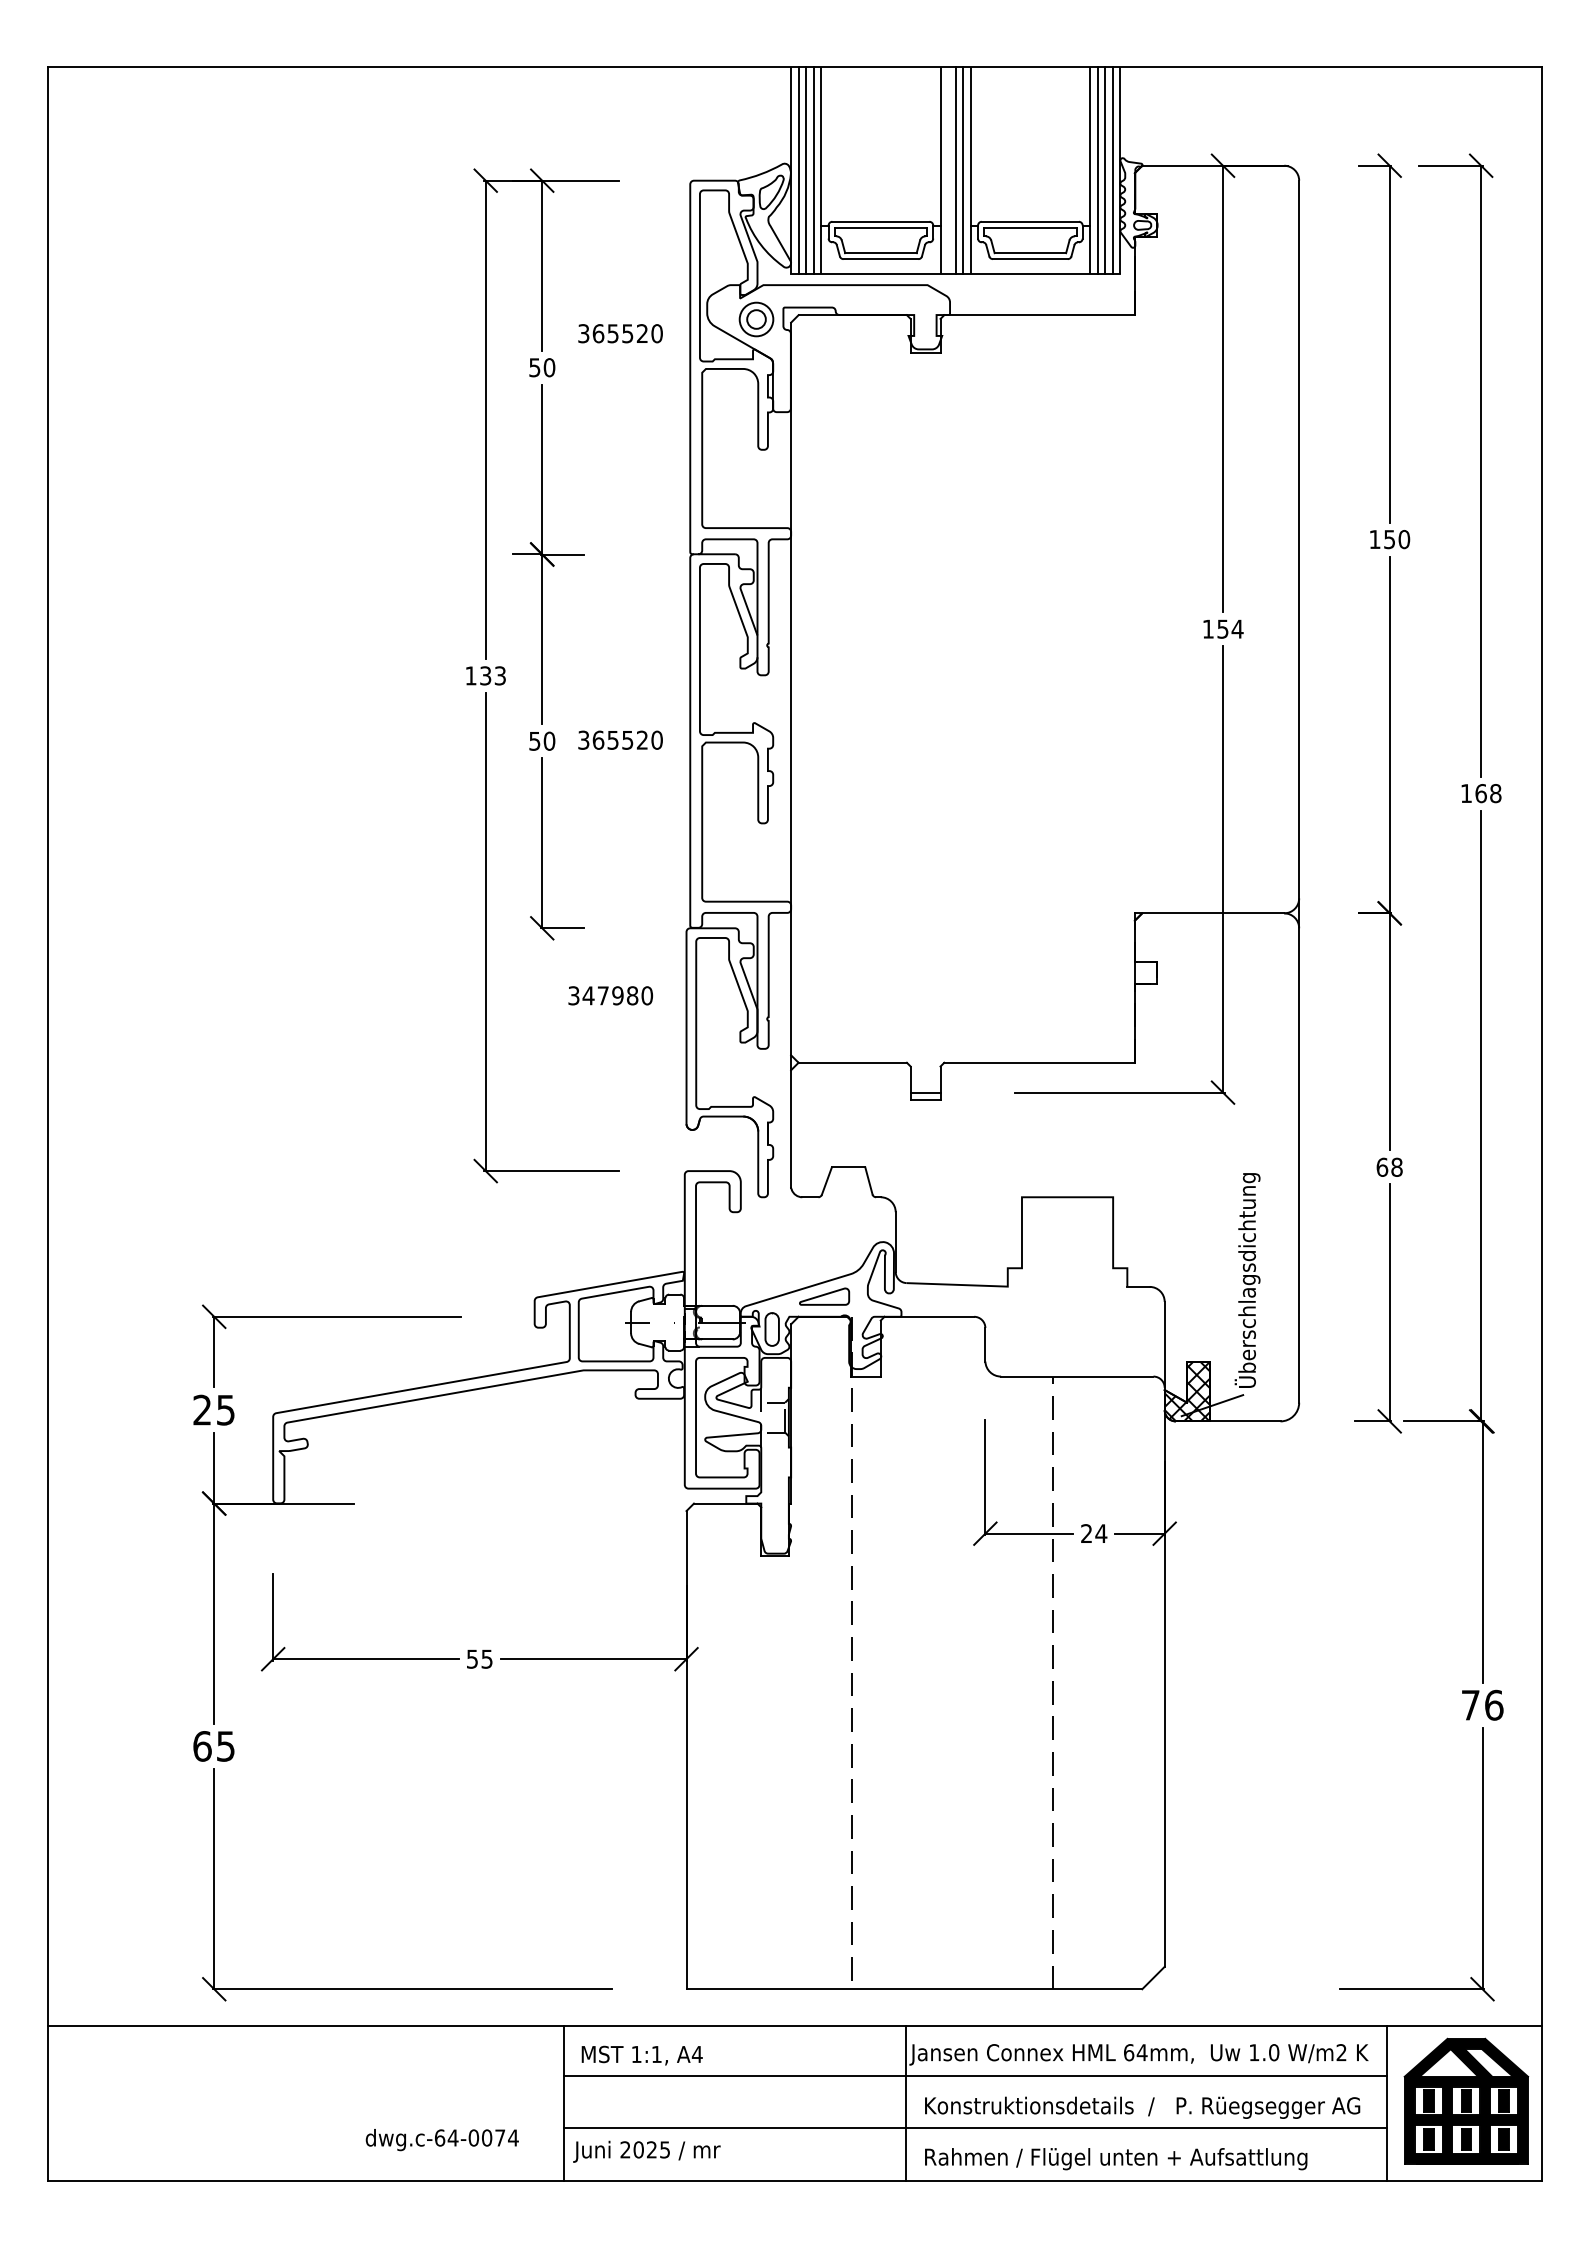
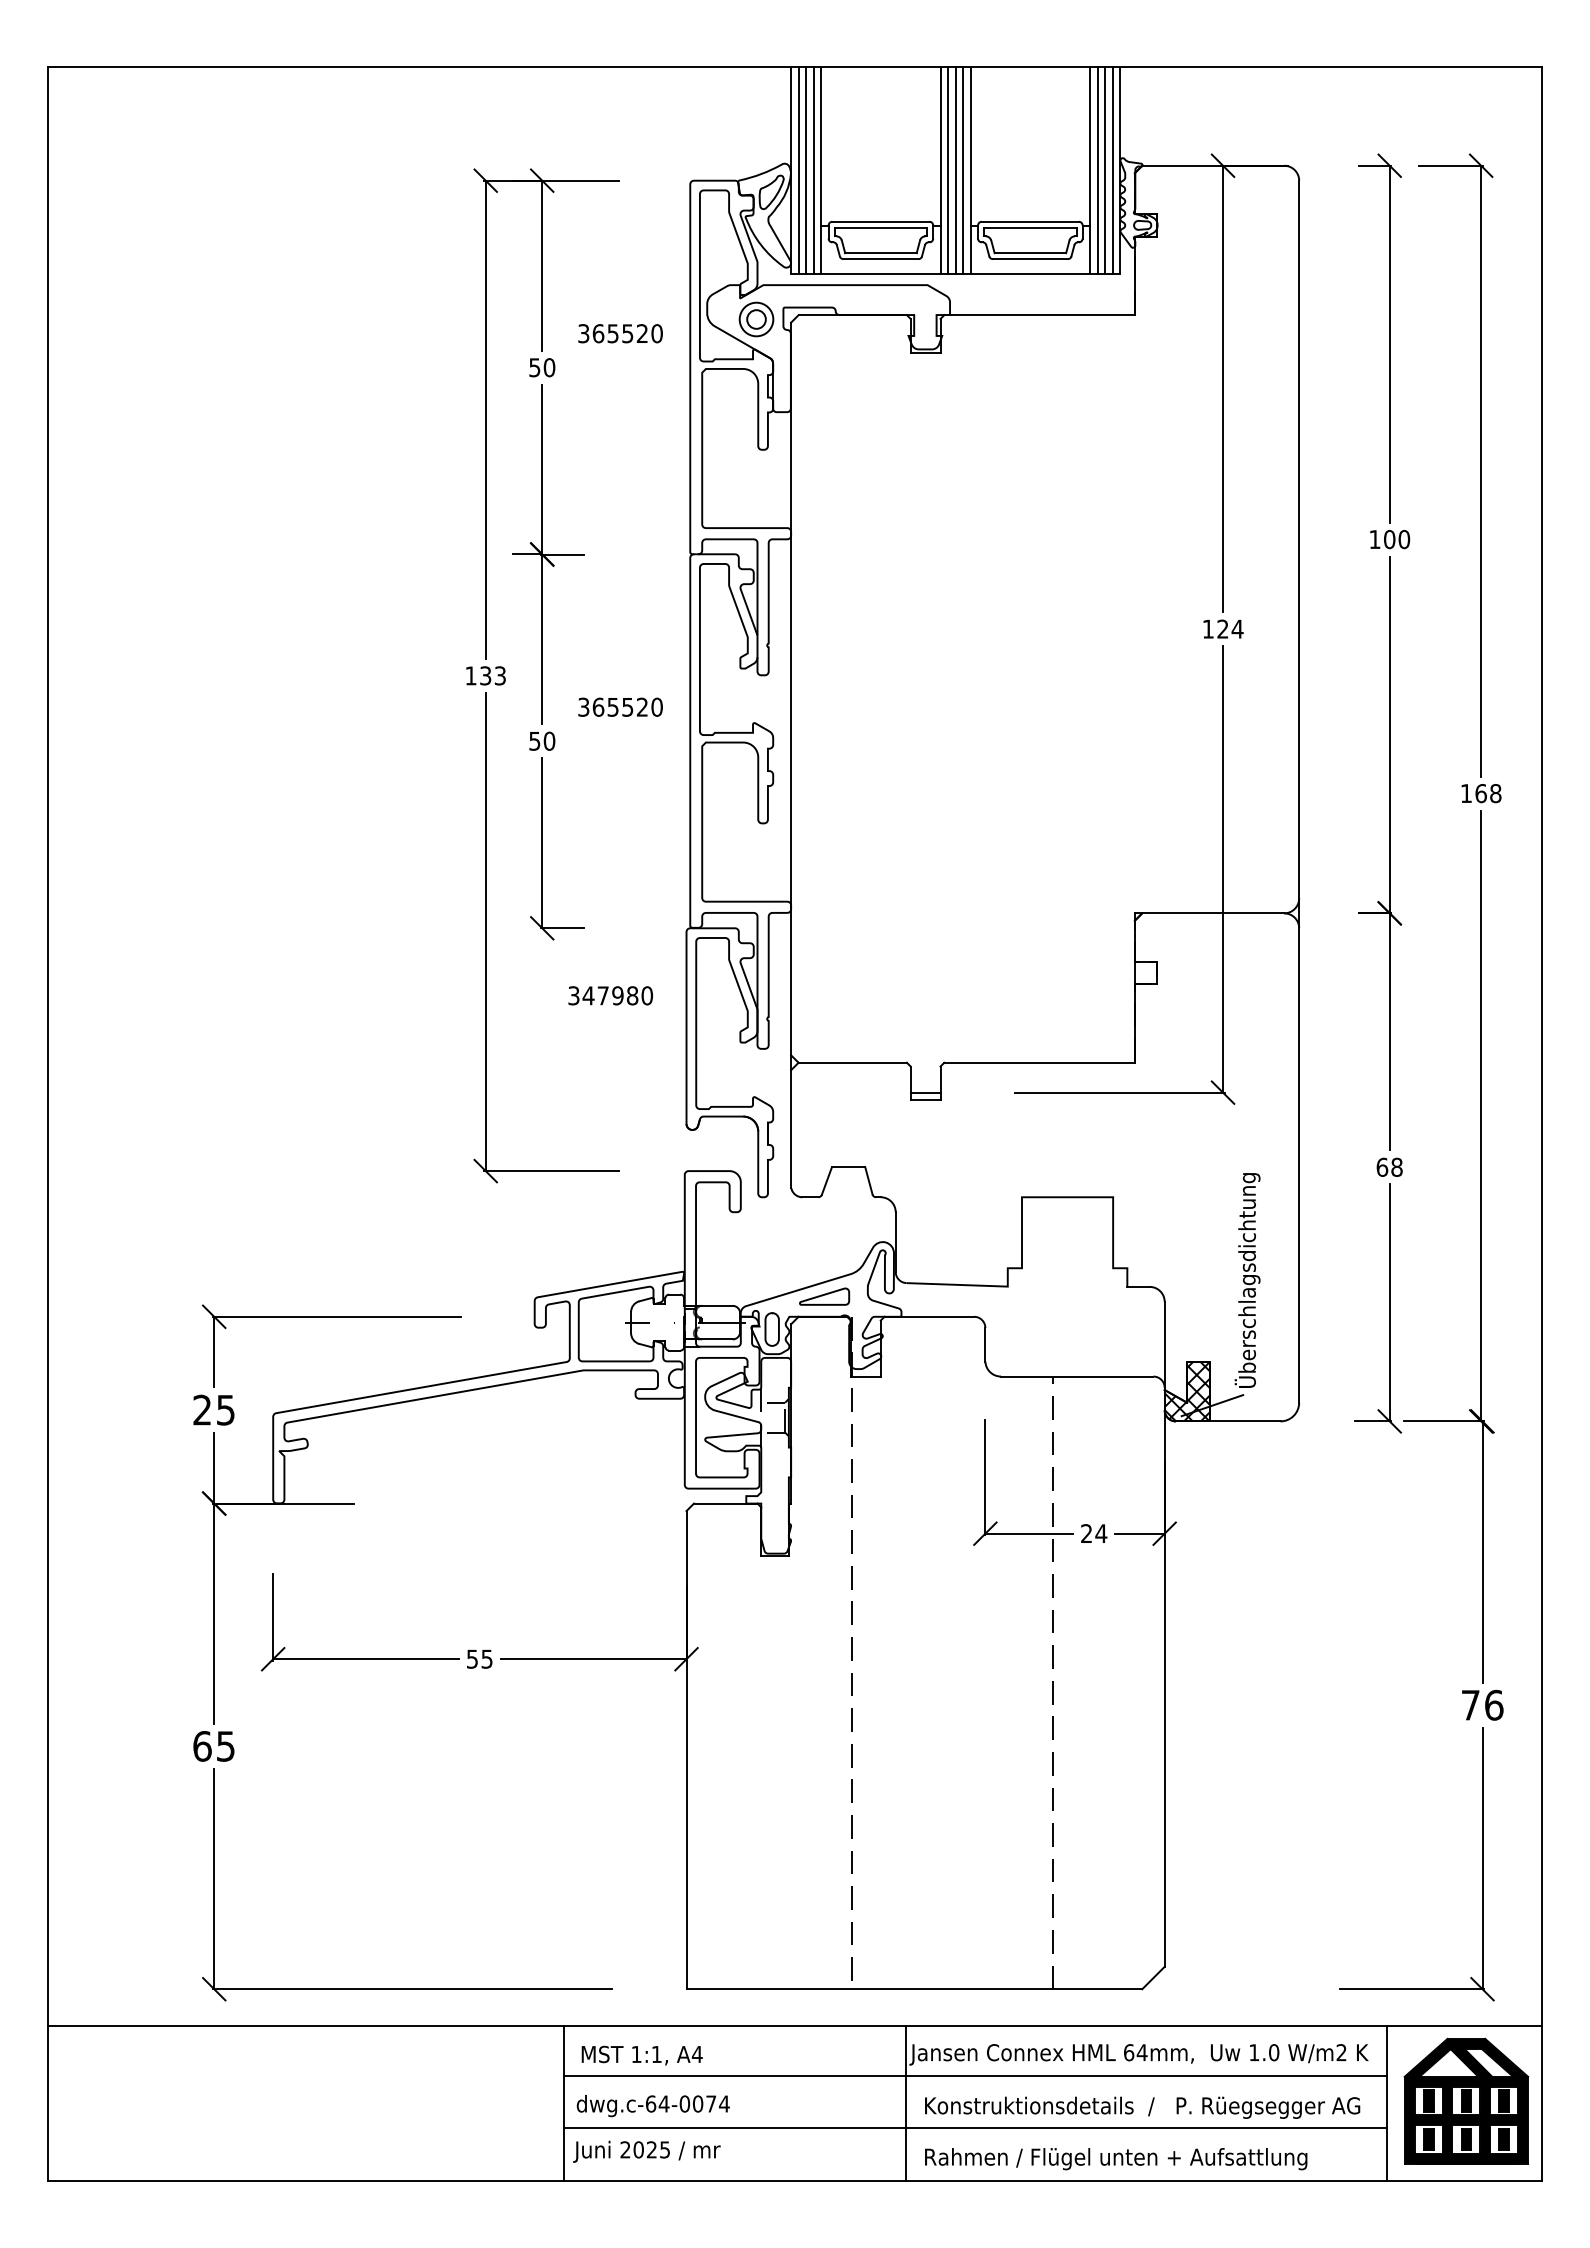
line: none -> present (948, 170)
text: 150 -> 100 (1389, 539)
text: 154 -> 124 (1222, 628)
text position: (620, 739) -> (620, 706) (620, 706)
text position: (441, 2140) -> (652, 2106) (652, 2106)
